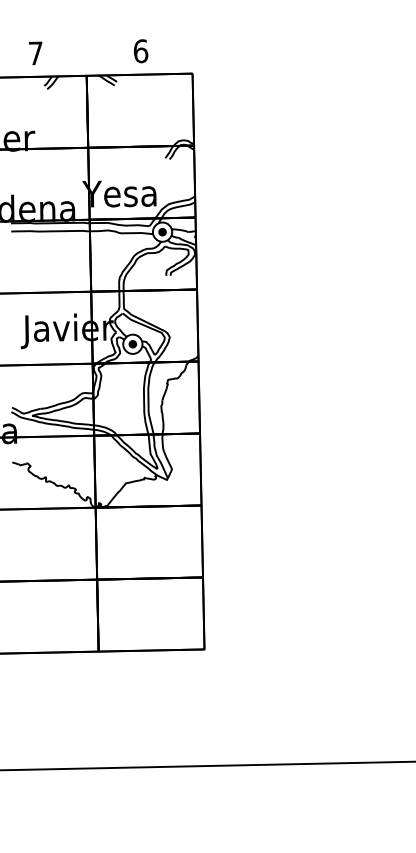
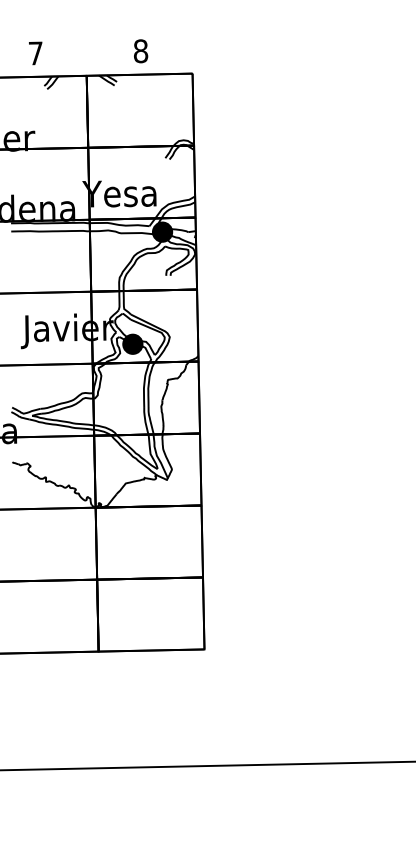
text: 6 -> 8 (140, 51)
fill: none -> present (162, 231)
fill: none -> present (132, 343)
